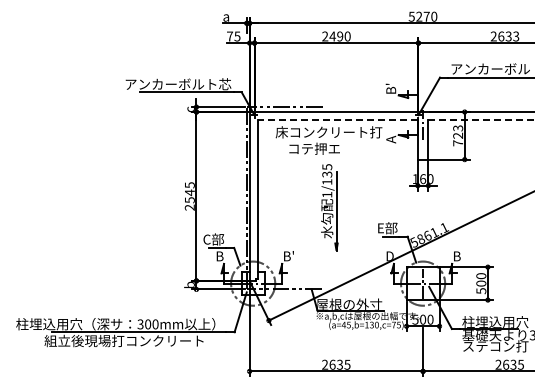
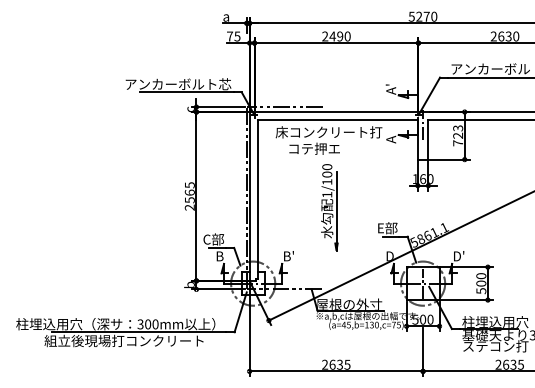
text: 2633 -> 2630 (516, 36)
text: B' -> A' (390, 88)
line: dashed -> solid (337, 119)
line: dashed -> solid (481, 119)
text: 1/135 -> 1/100 (327, 170)
text: 2545 -> 2565 (189, 192)
text: B -> D' (459, 256)
